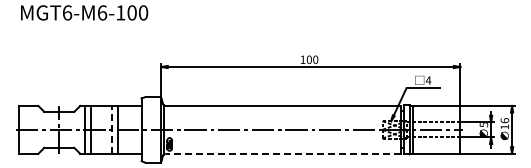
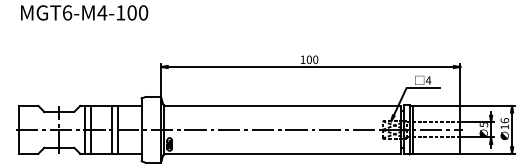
text: MGT6-M6-100 -> MGT6-M4-100 (102, 12)
line: dashed -> solid (111, 129)
line: dashed -> solid (282, 153)
